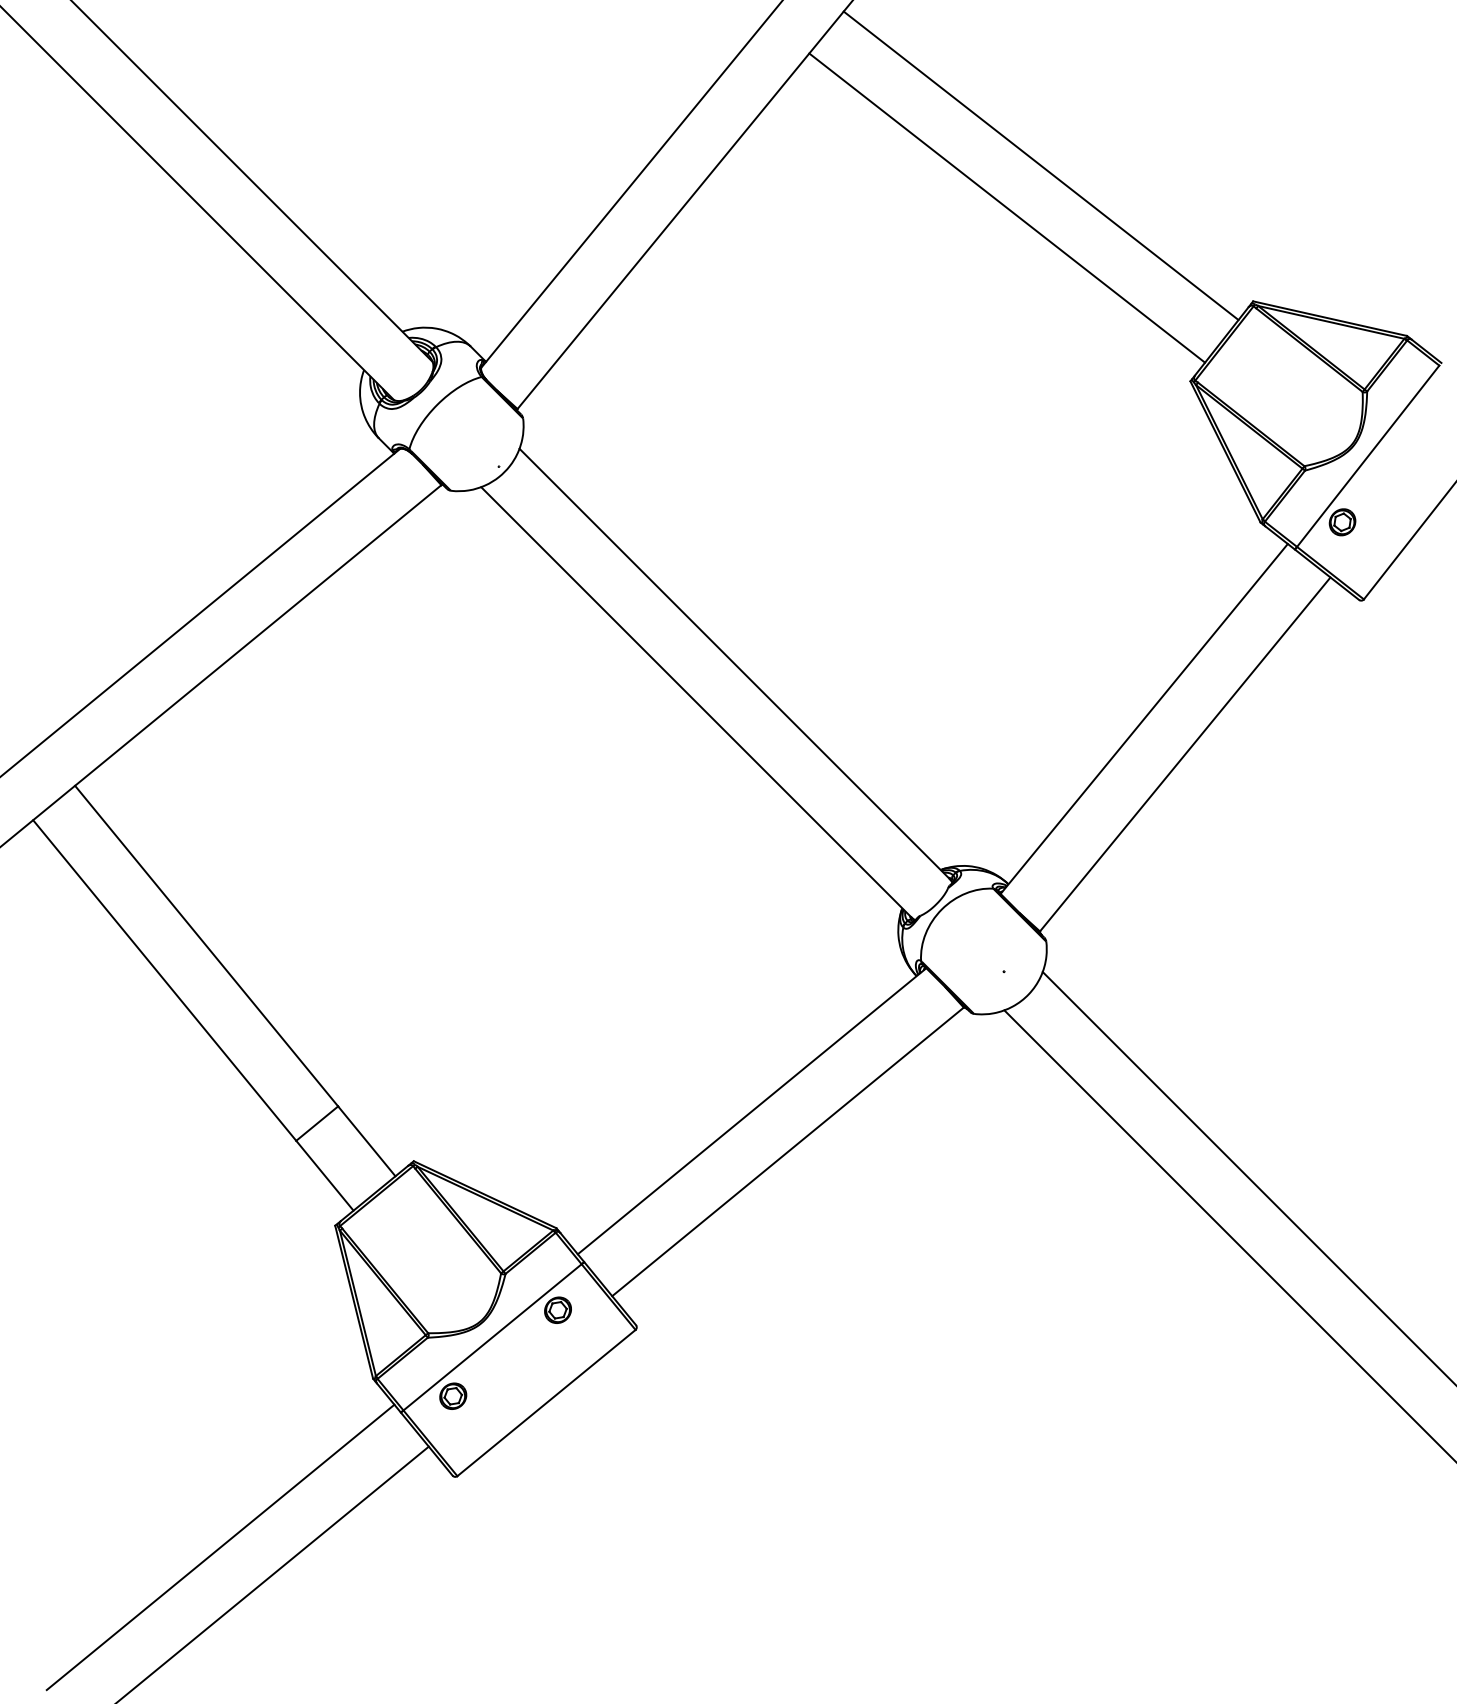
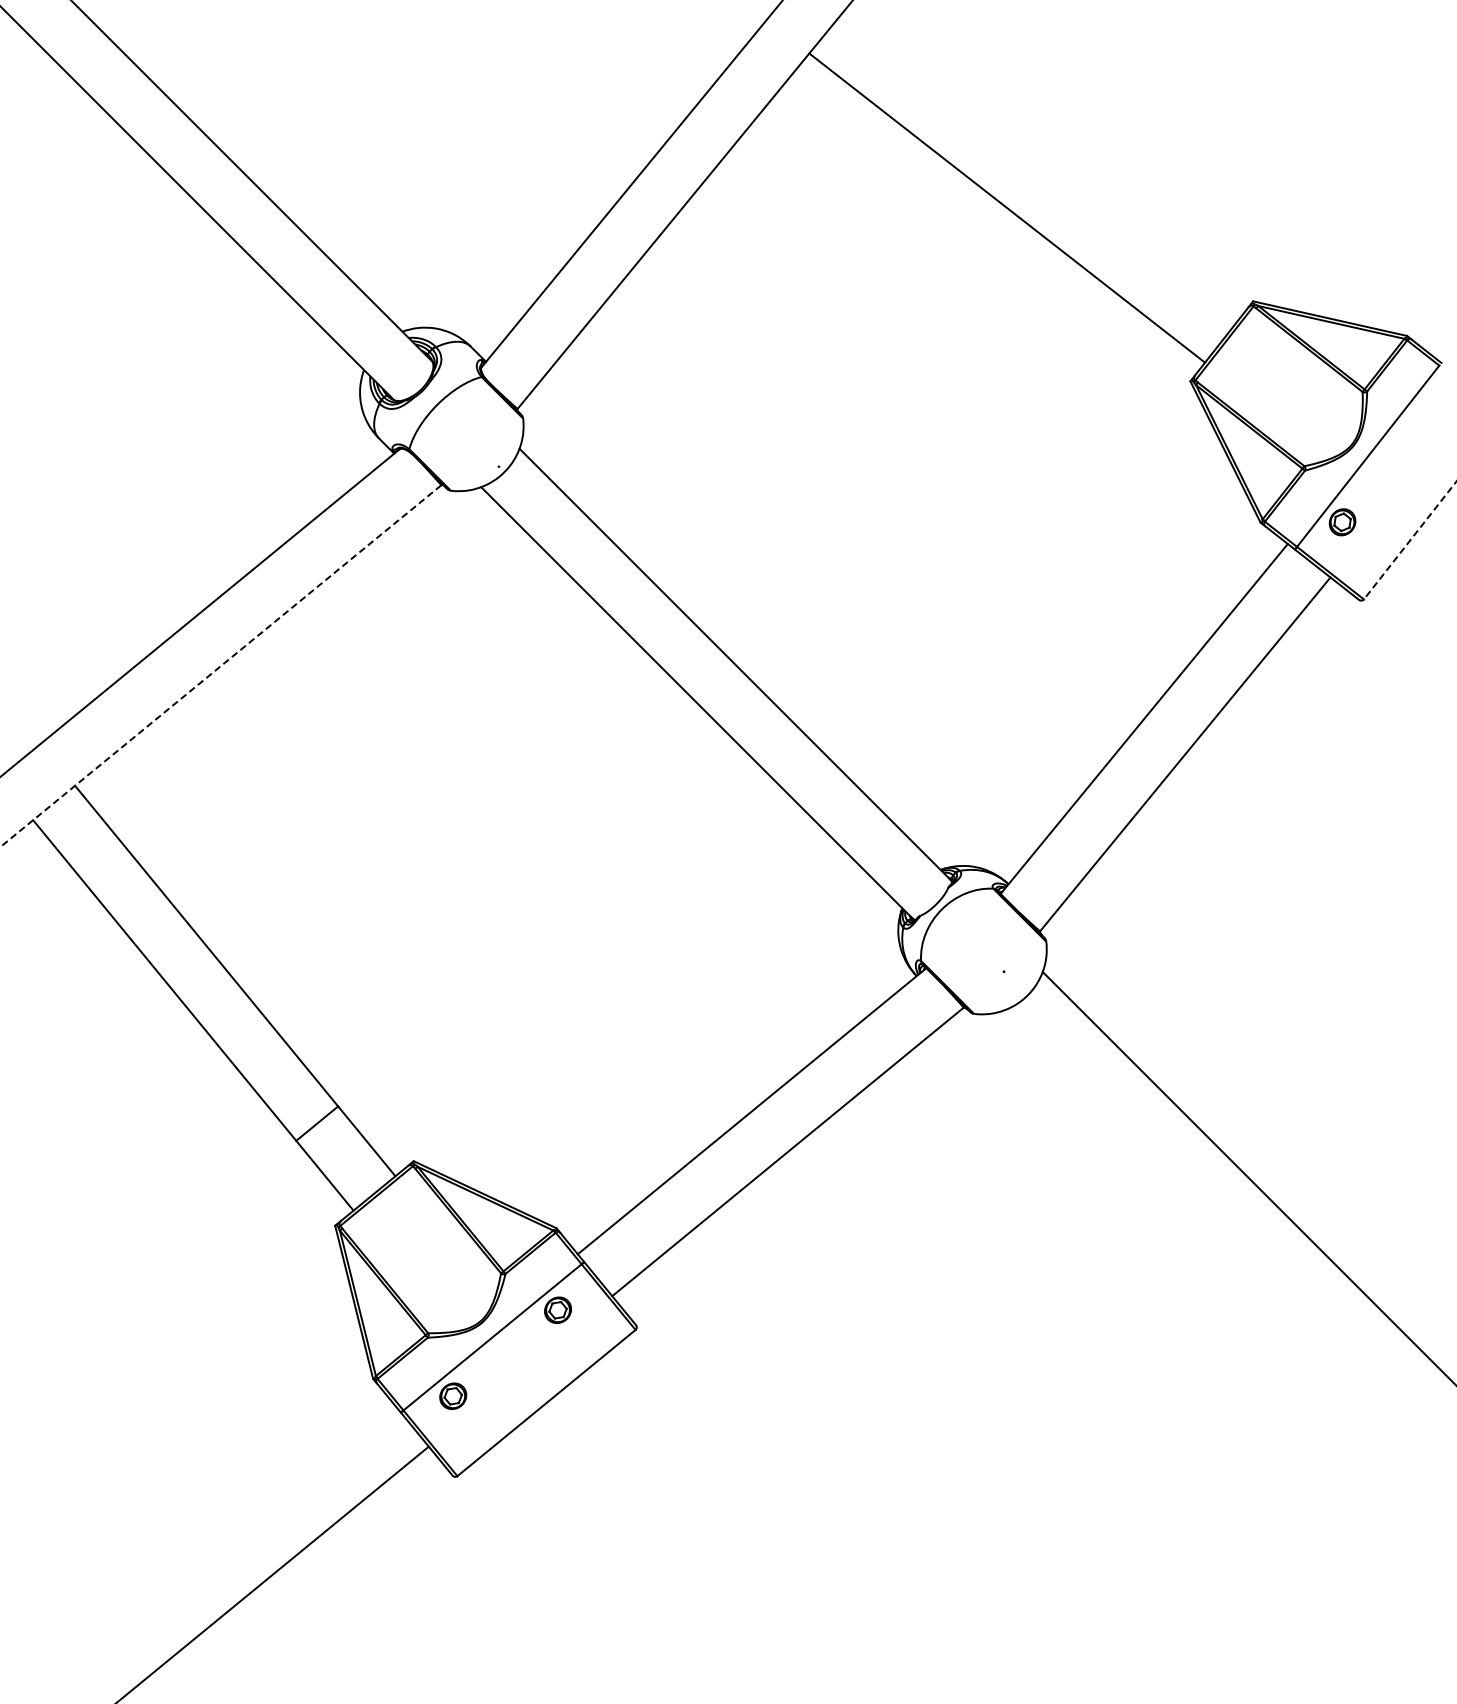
line: present -> none (1040, 165)
line: solid -> dashed (1410, 540)
line: solid -> dashed (220, 666)
line: present -> none (1228, 1234)
line: present -> none (220, 1547)
